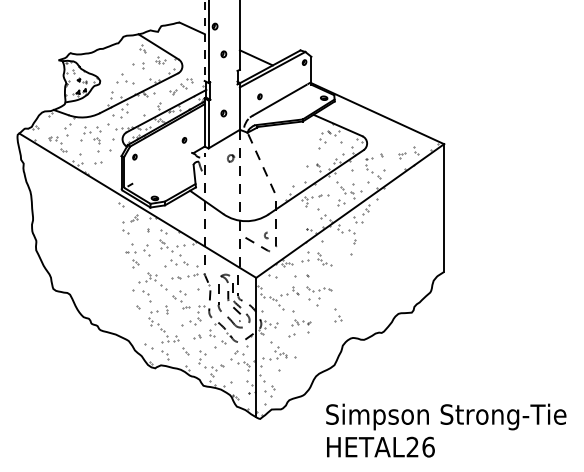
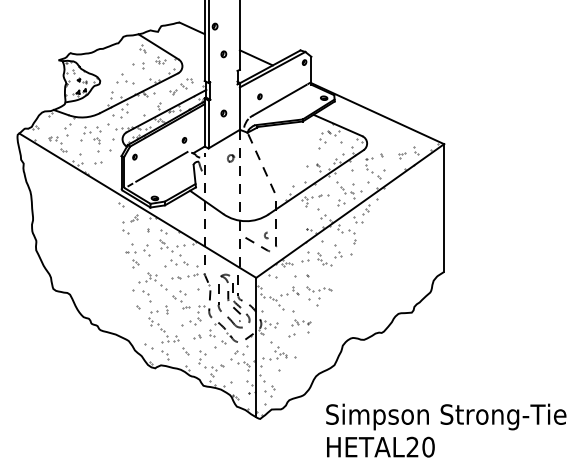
line: dashed -> solid (204, 41)
line: none -> present (161, 166)
part position: (338, 315) -> (338, 251) (338, 251)
text: HETAL26 -> HETAL20 (428, 446)
